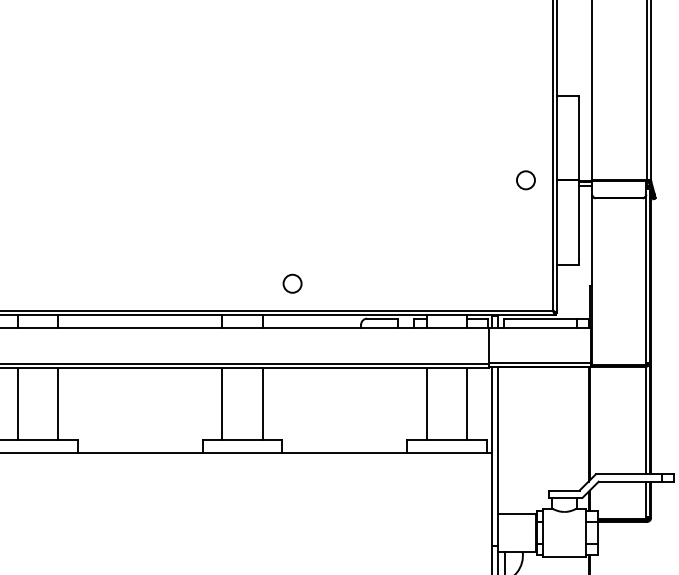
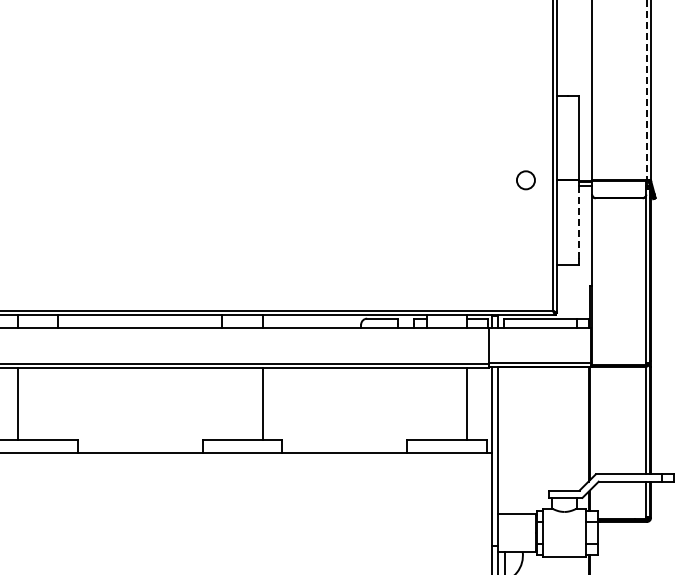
line: solid -> dashed (646, 90)
line: solid -> dashed (578, 222)
circle: present -> none (292, 283)
line: present -> none (58, 403)
line: present -> none (222, 403)
line: present -> none (426, 403)
